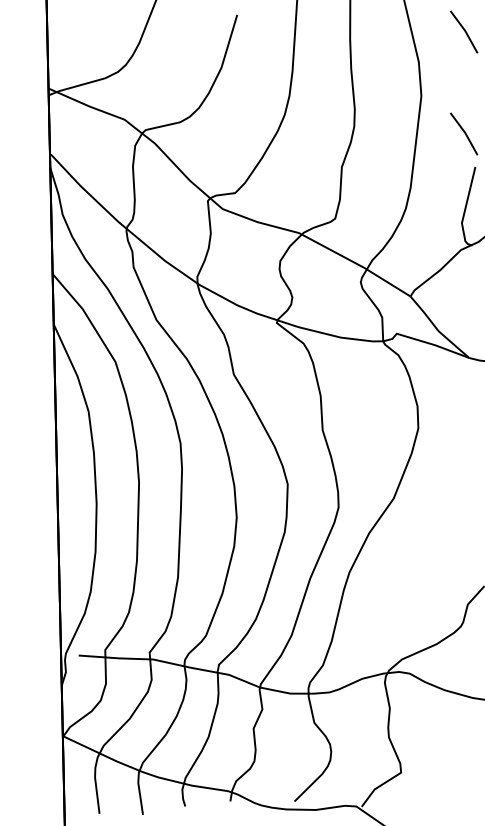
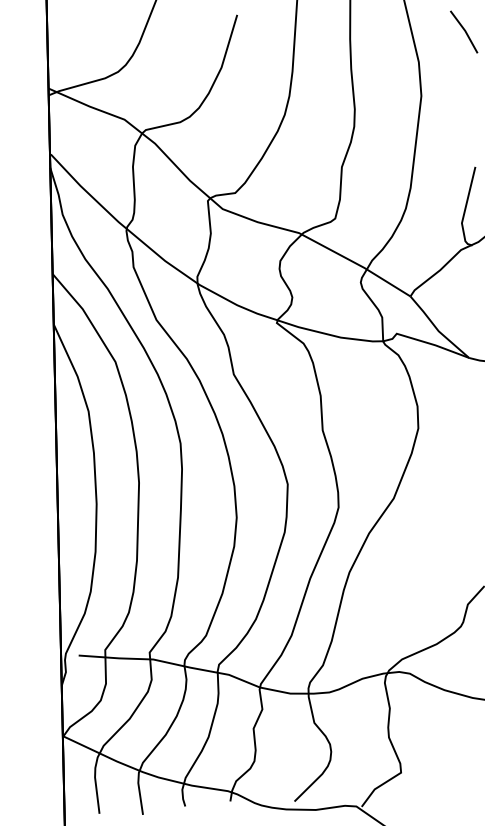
line: present -> none (464, 133)
